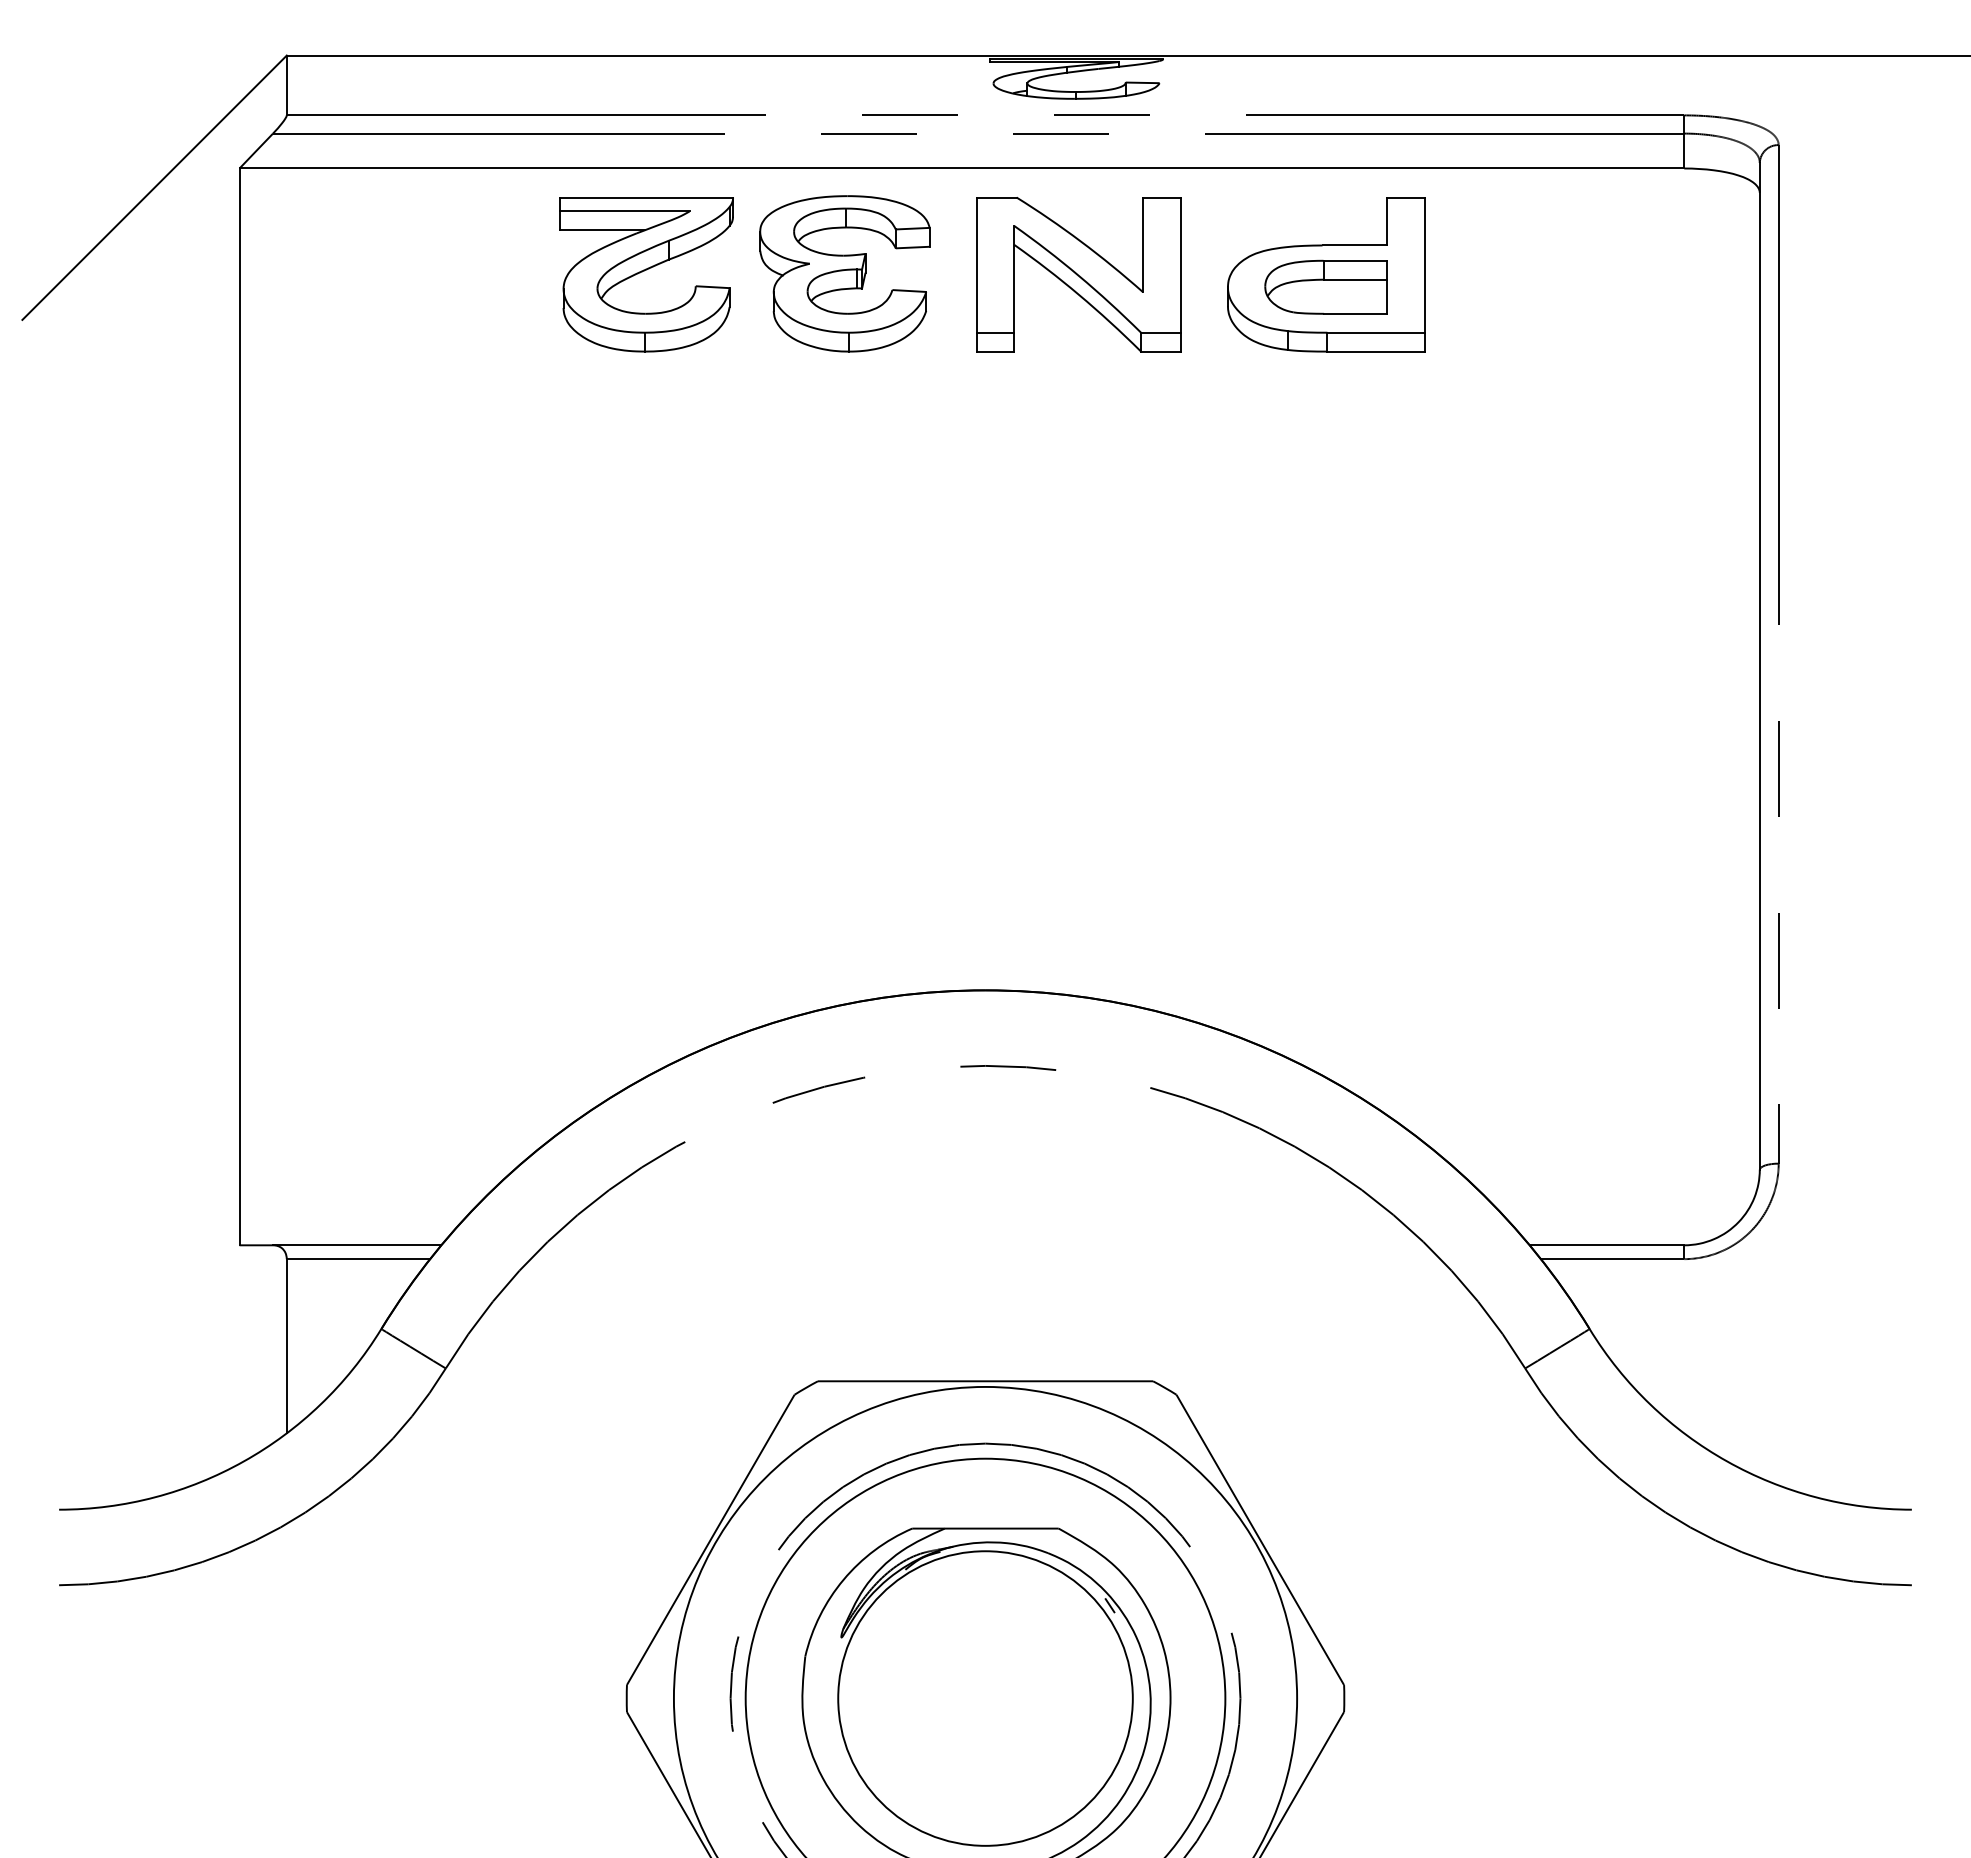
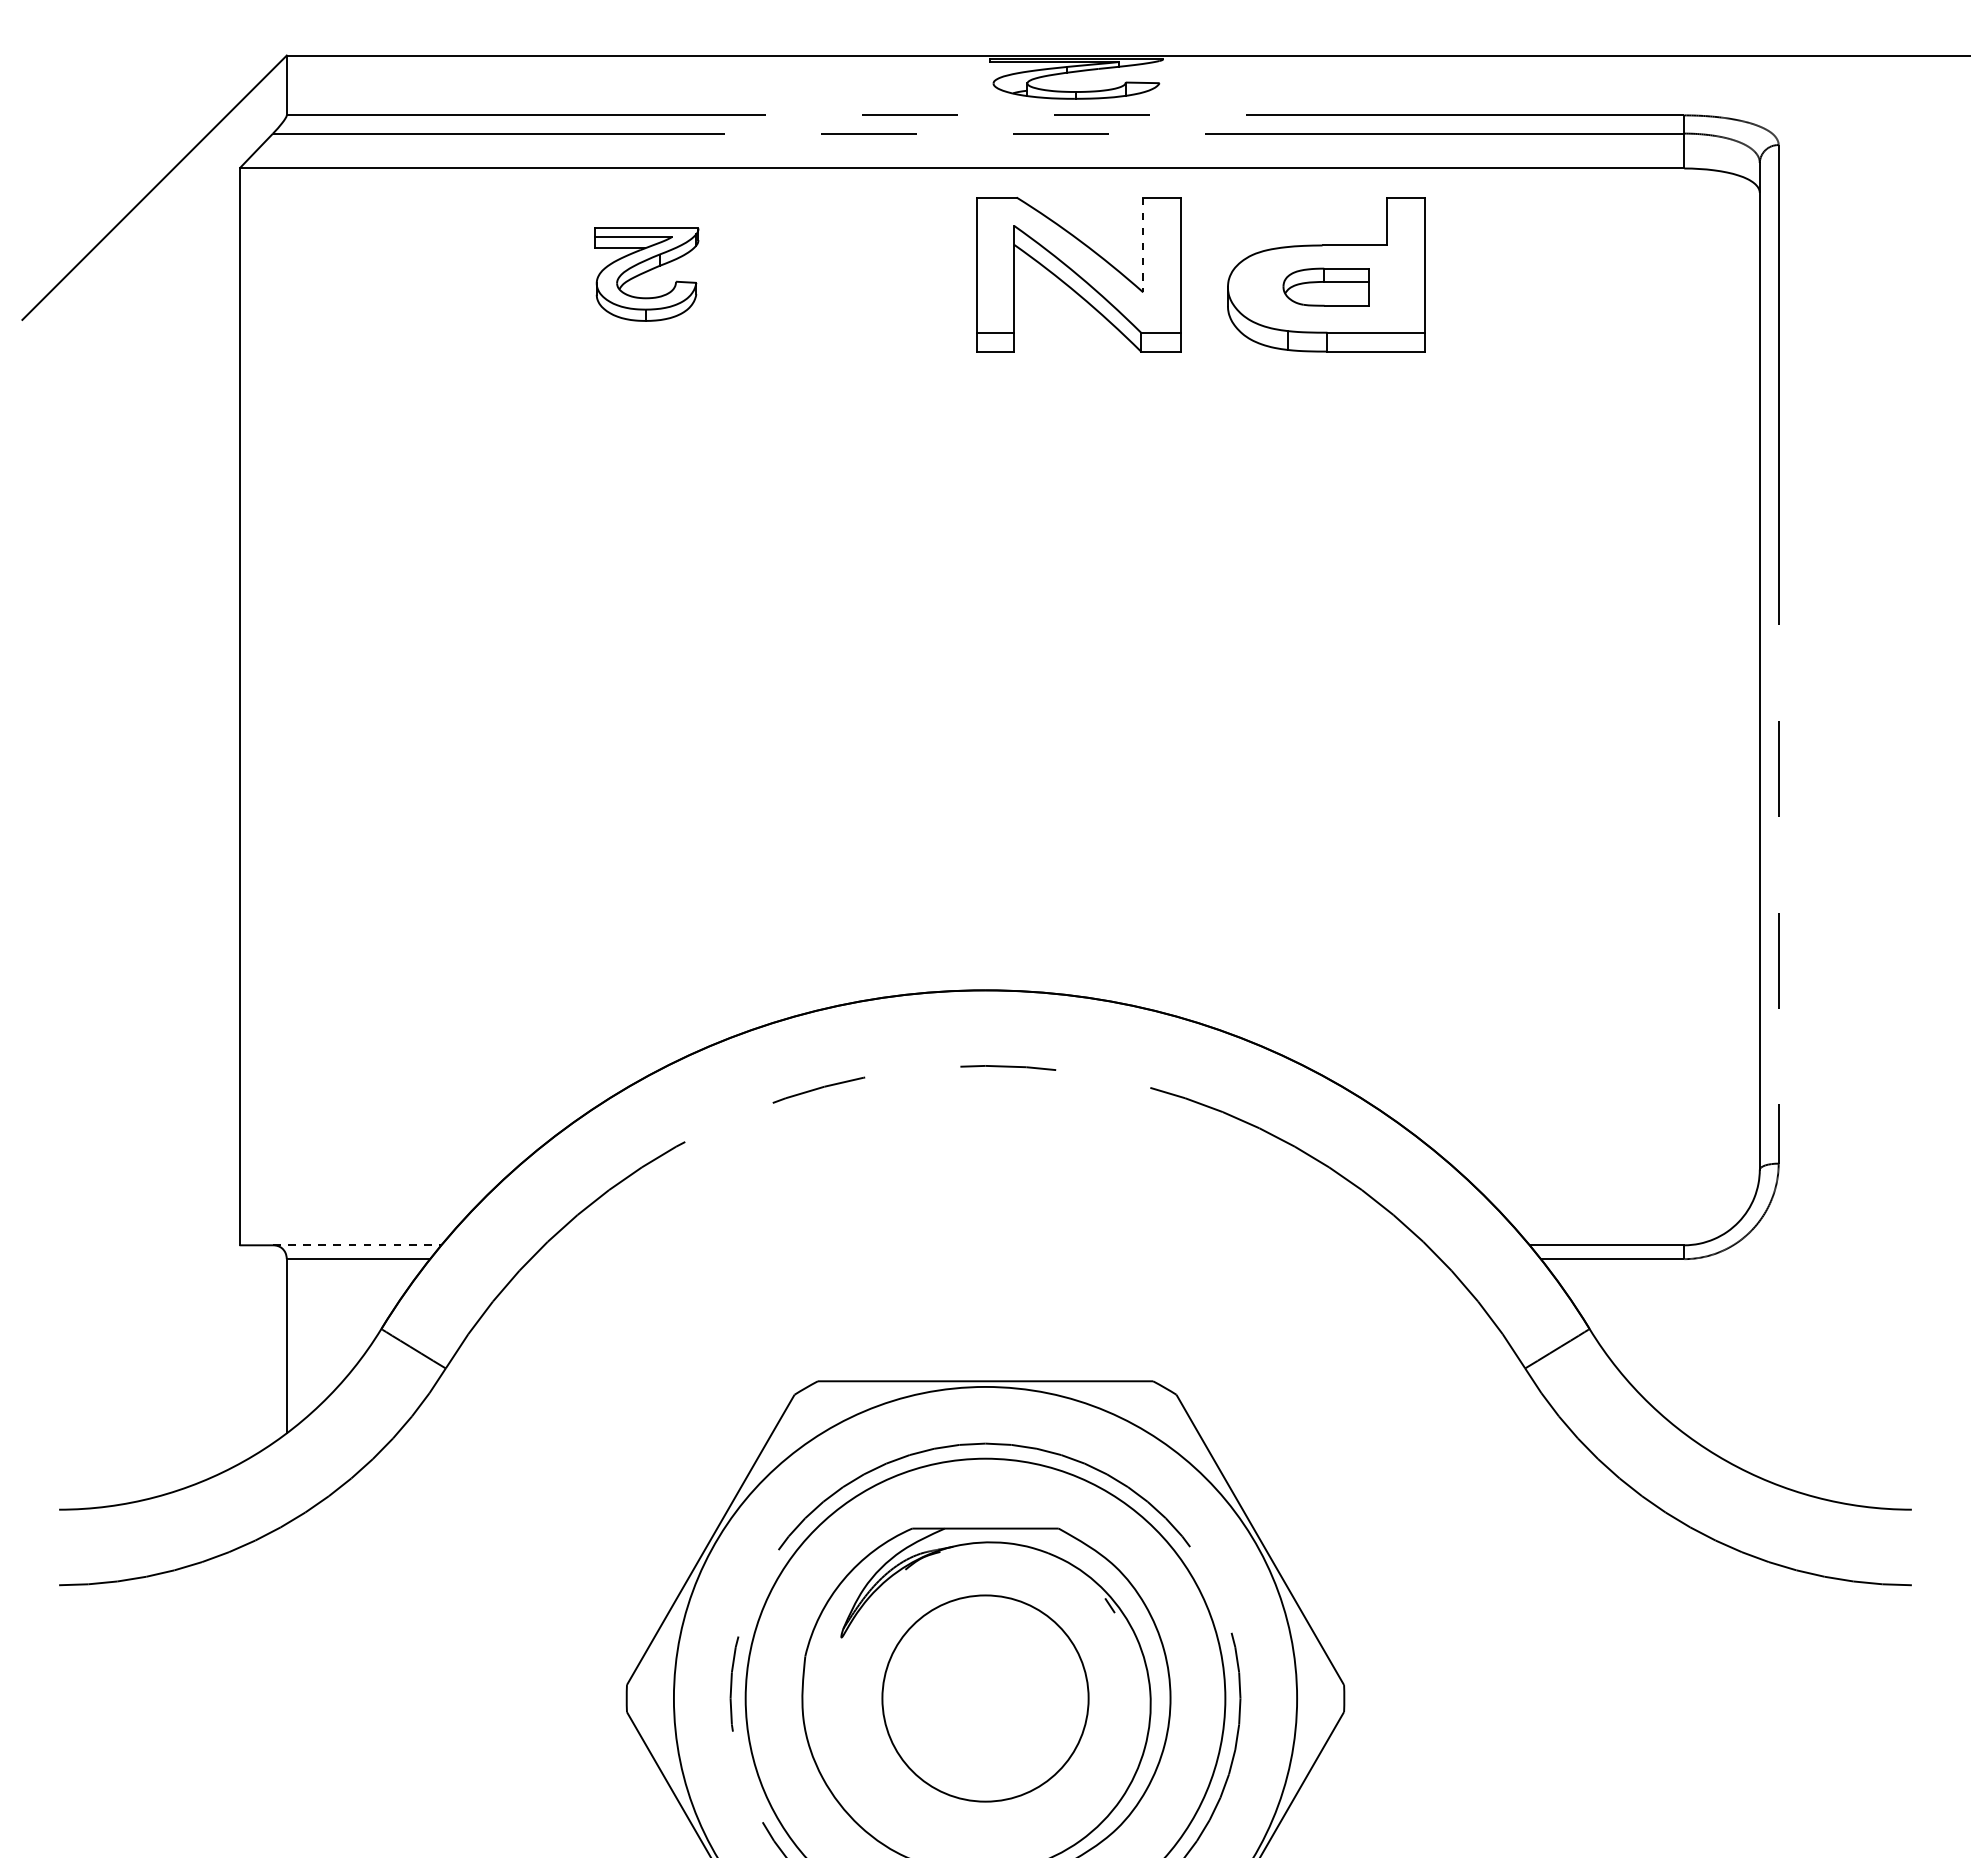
line: solid -> dashed (1143, 245)
part: present -> none (844, 273)
part size: 175x156 px -> 106x95 px (646, 274)
part size: 124x56 px -> 88x40 px (1325, 286)
line: solid -> dashed (357, 1245)
circle diameter: 295 px -> 206 px (985, 1698)
